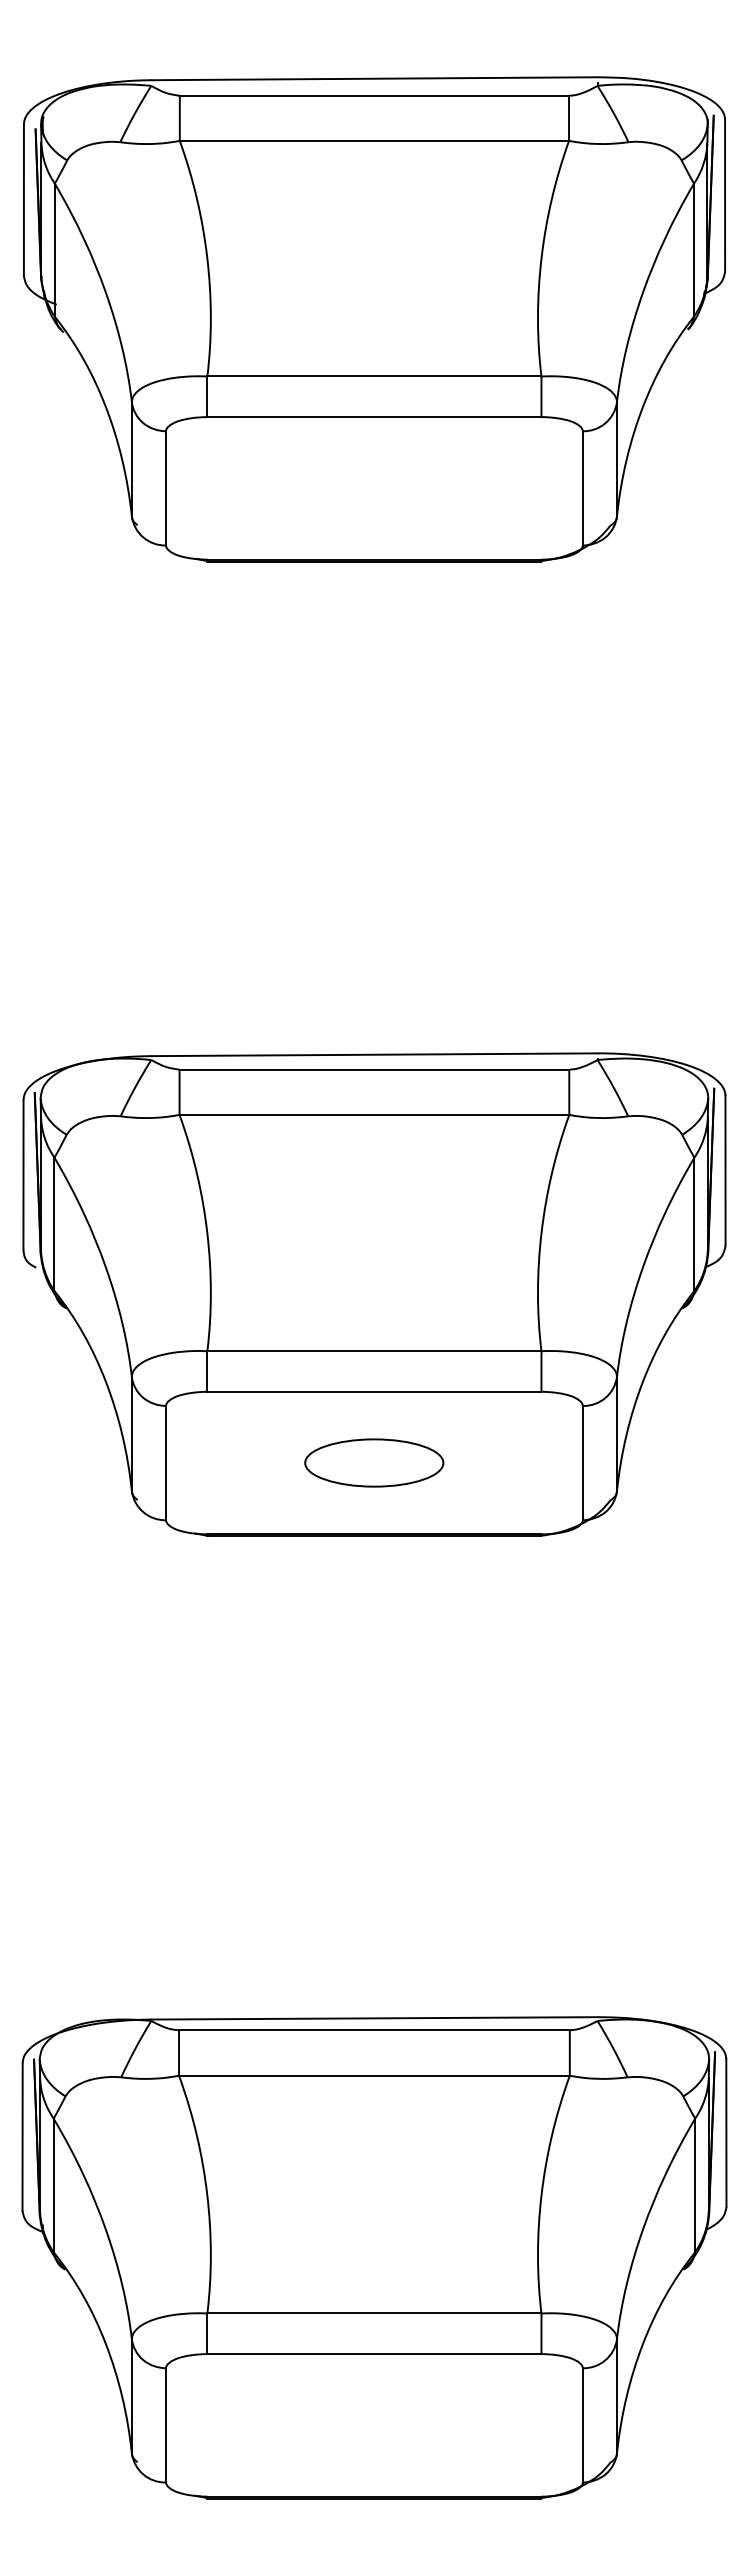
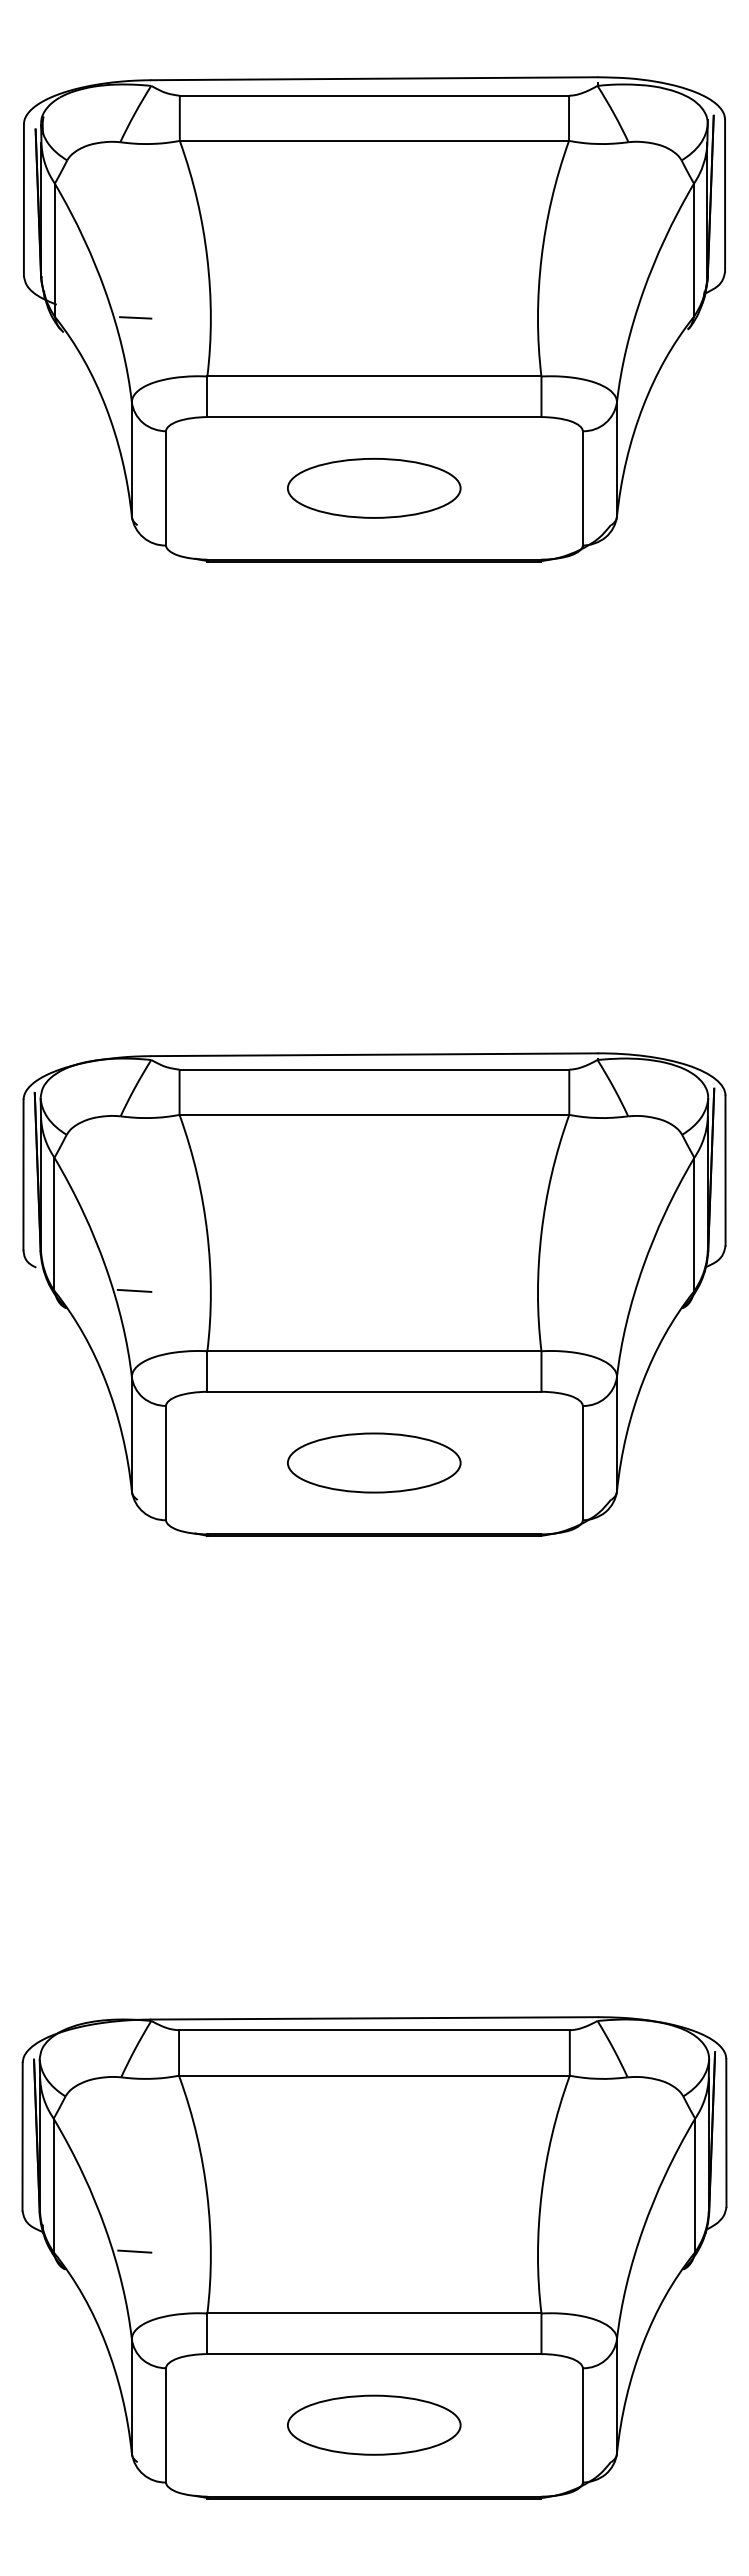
line: none -> present (135, 317)
part: none -> present (374, 488)
line: none -> present (134, 1290)
part size: 141x50 px -> 175x62 px (374, 1462)
line: none -> present (134, 2251)
part: none -> present (374, 2424)
